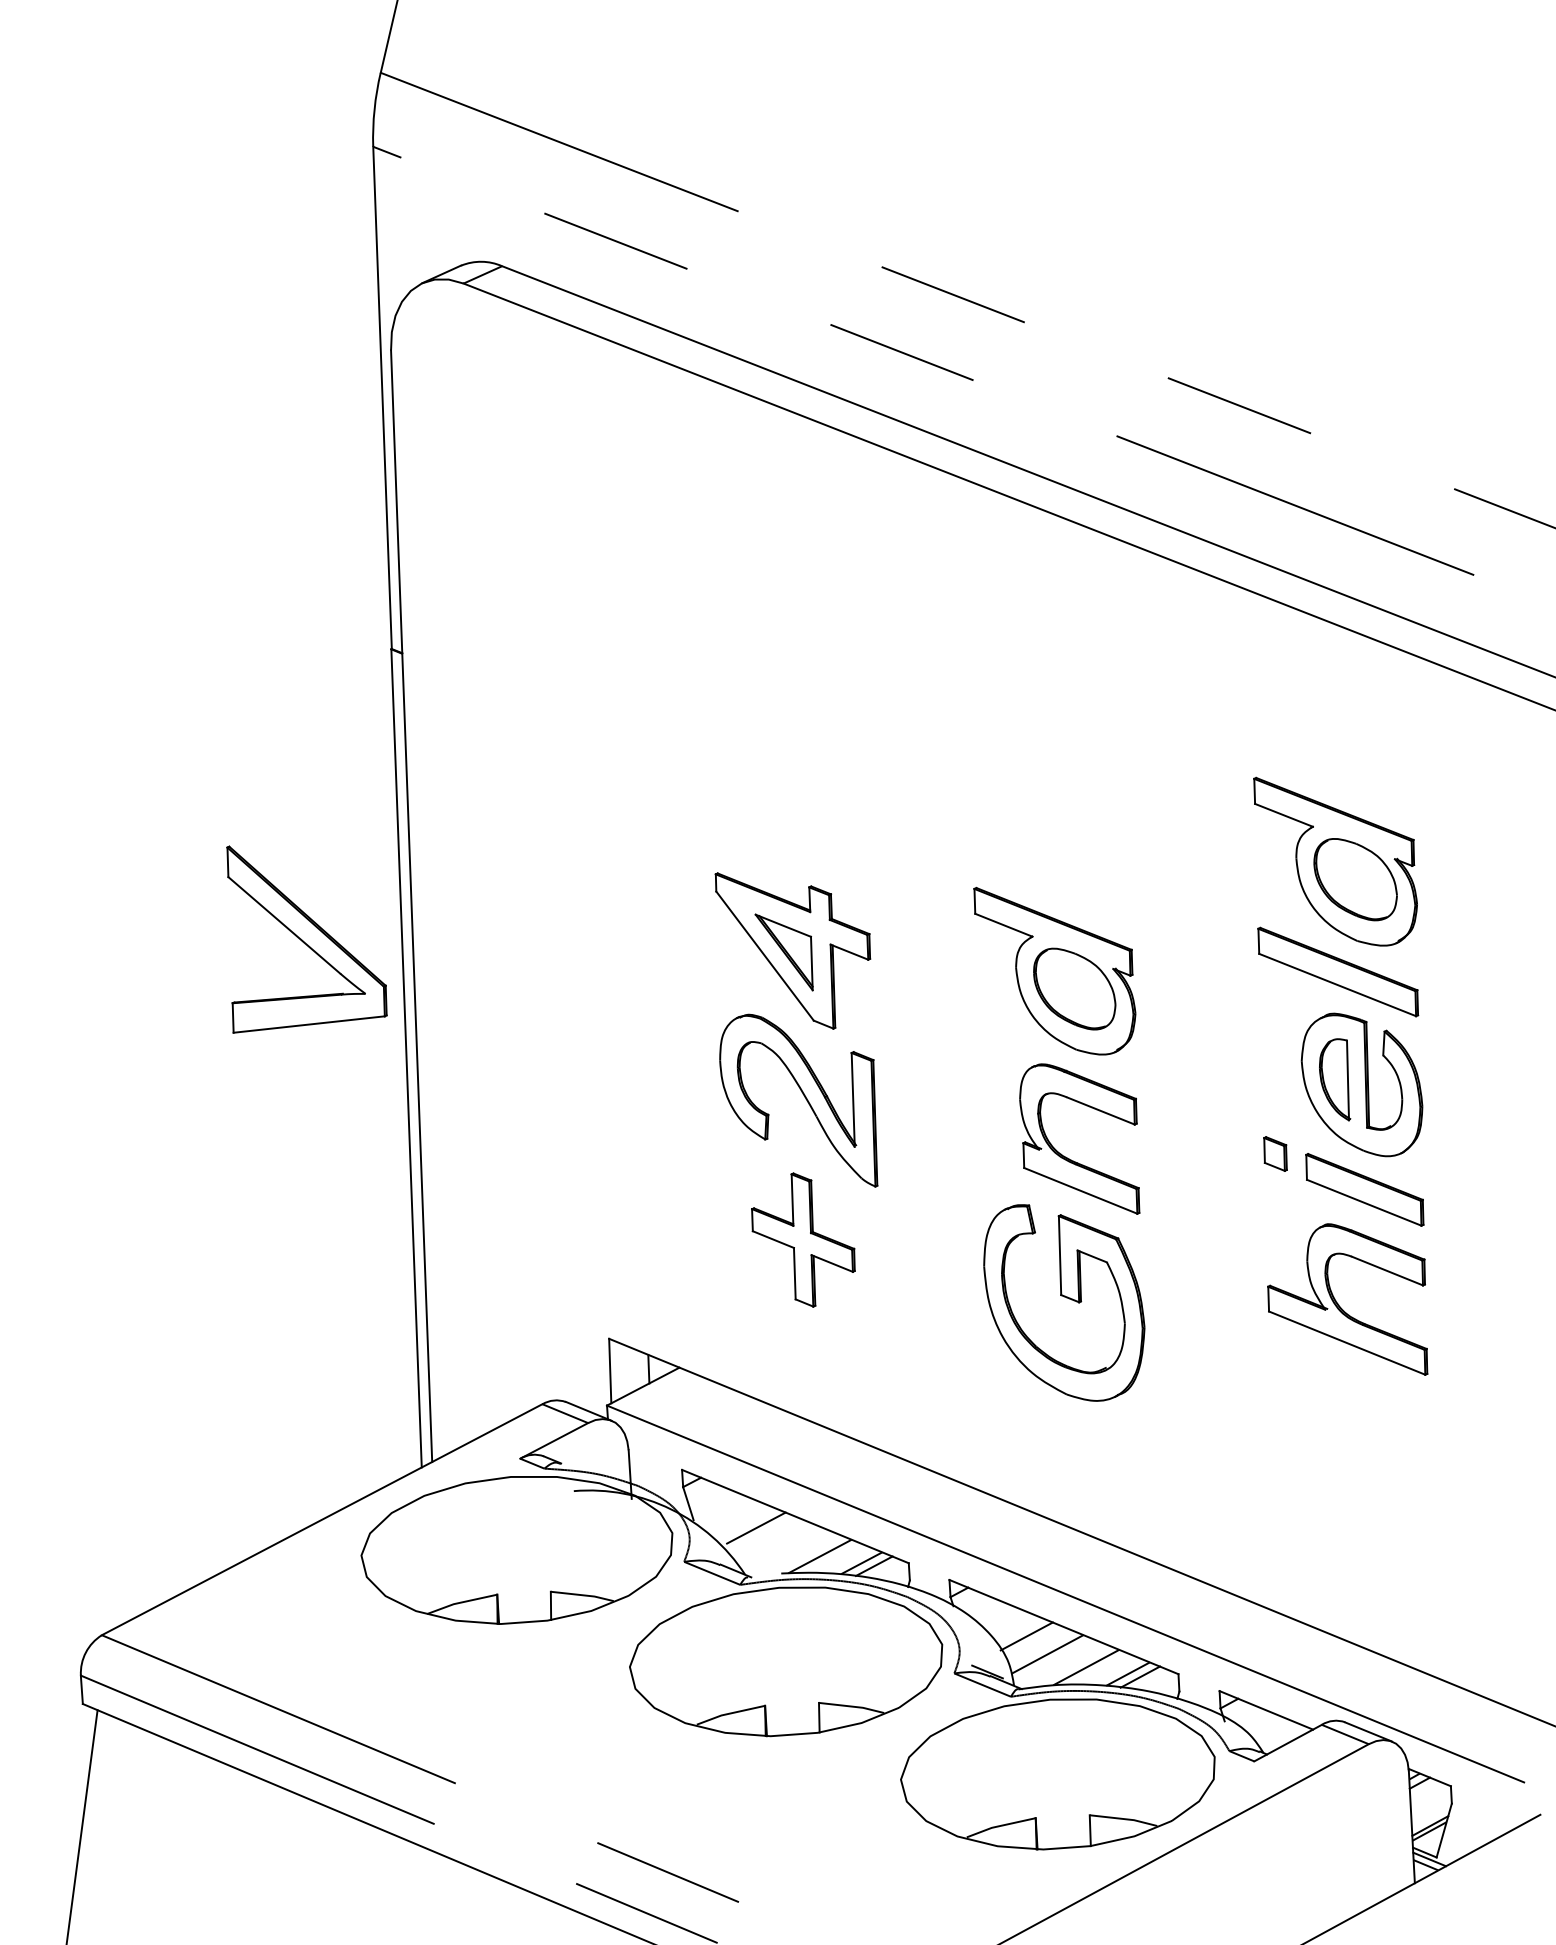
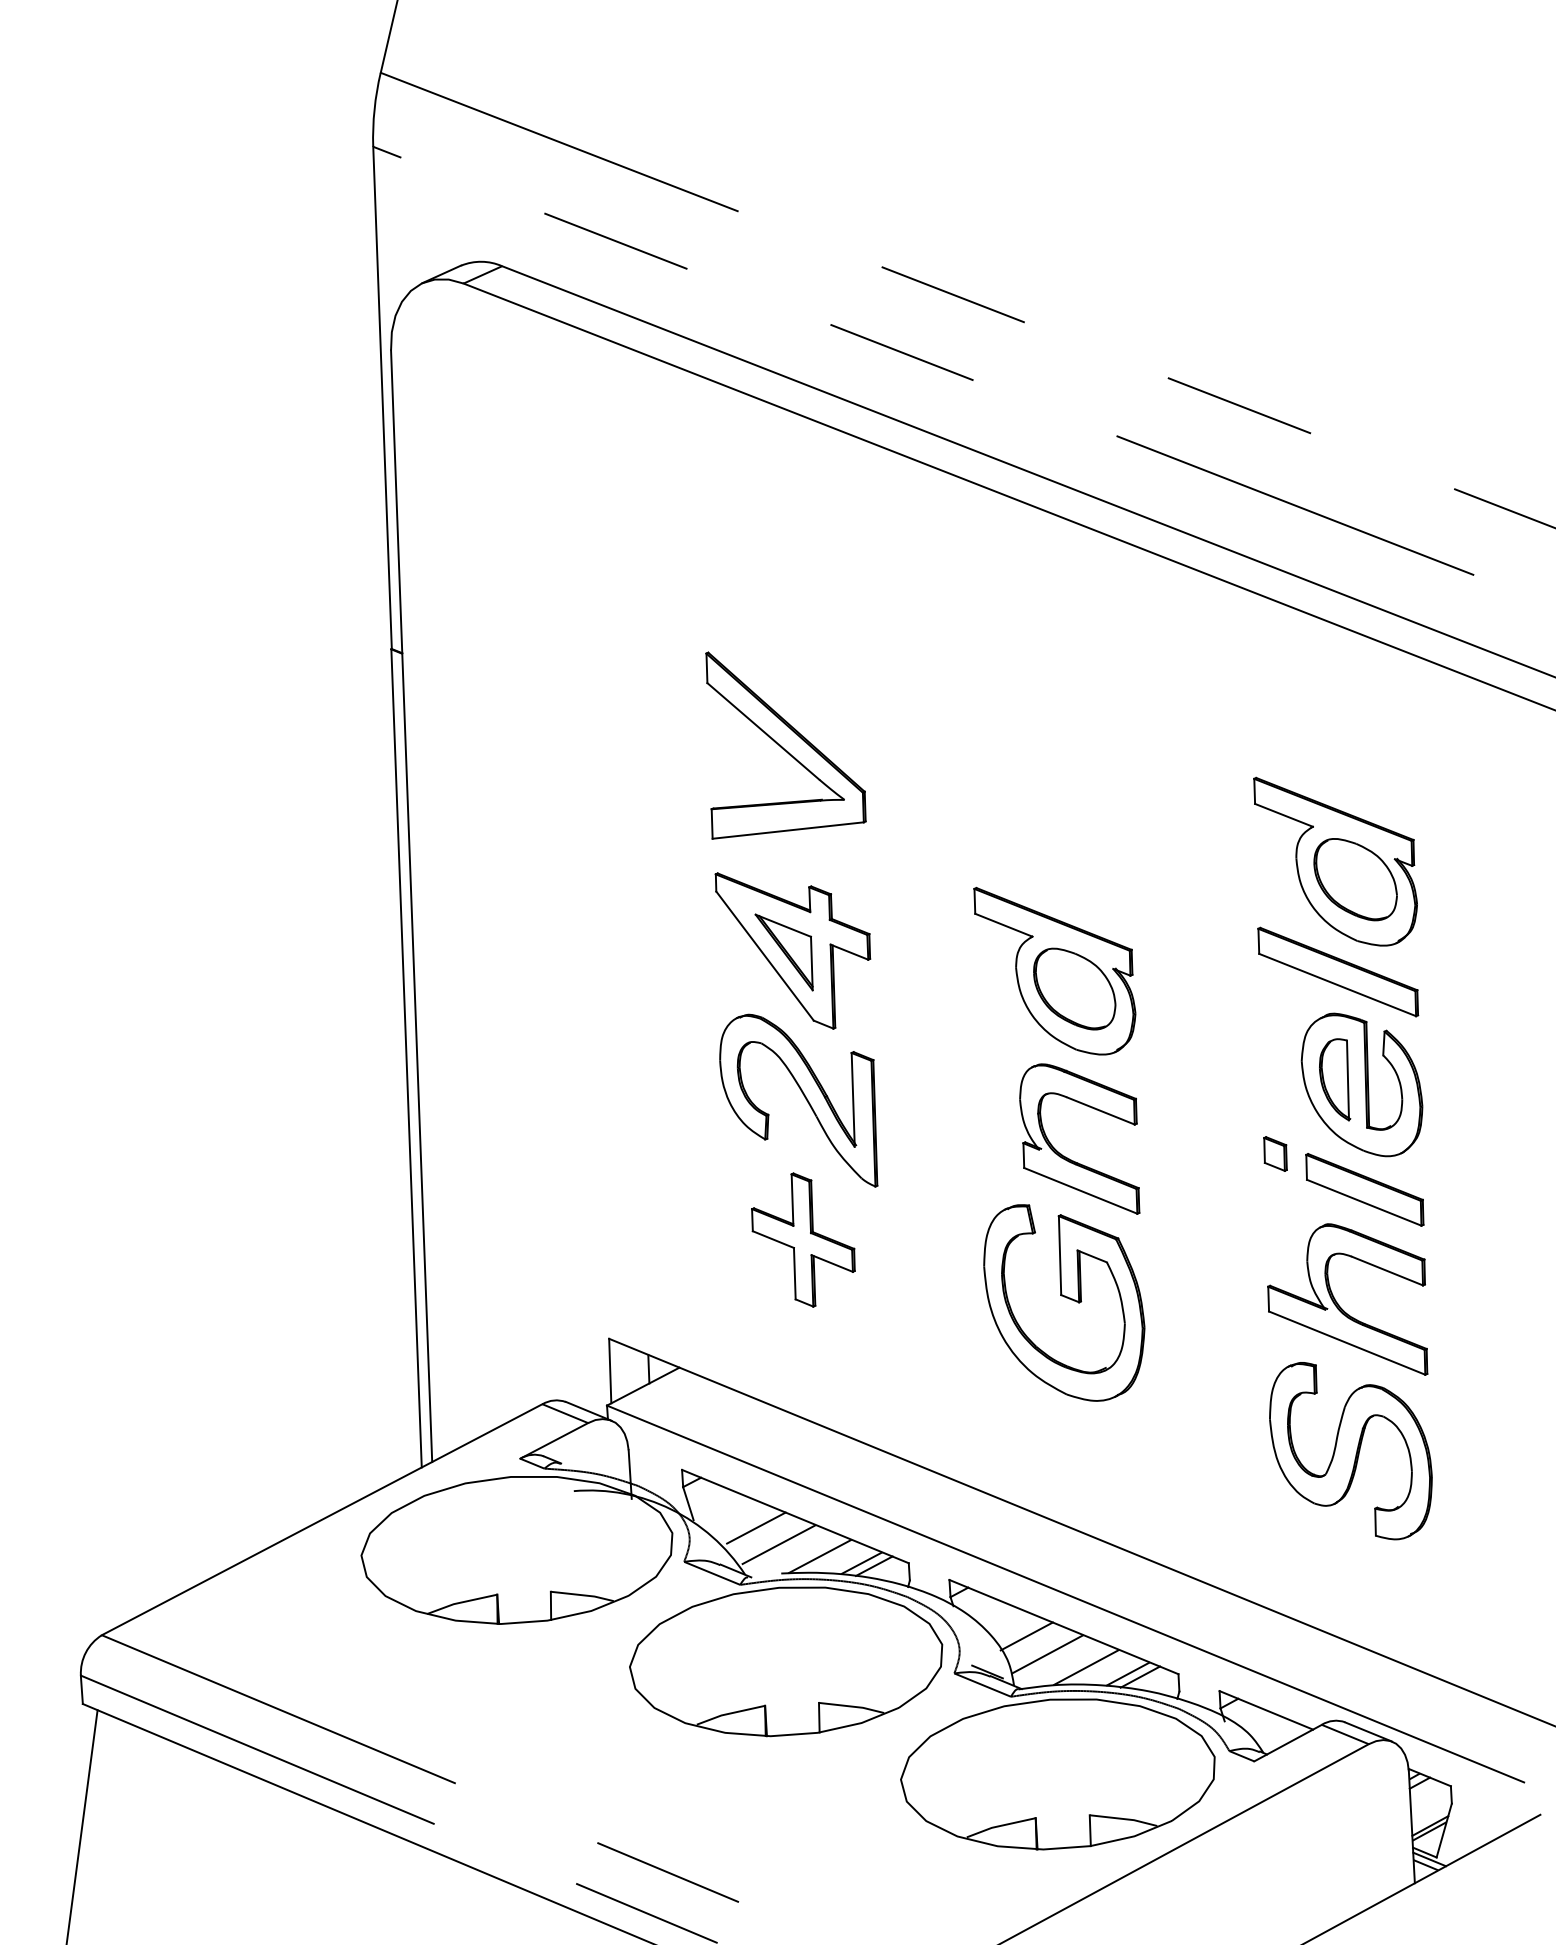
part position: (306, 939) -> (785, 745) (785, 745)
part: none -> present (1350, 1451)
line: none -> present (778, 1544)
